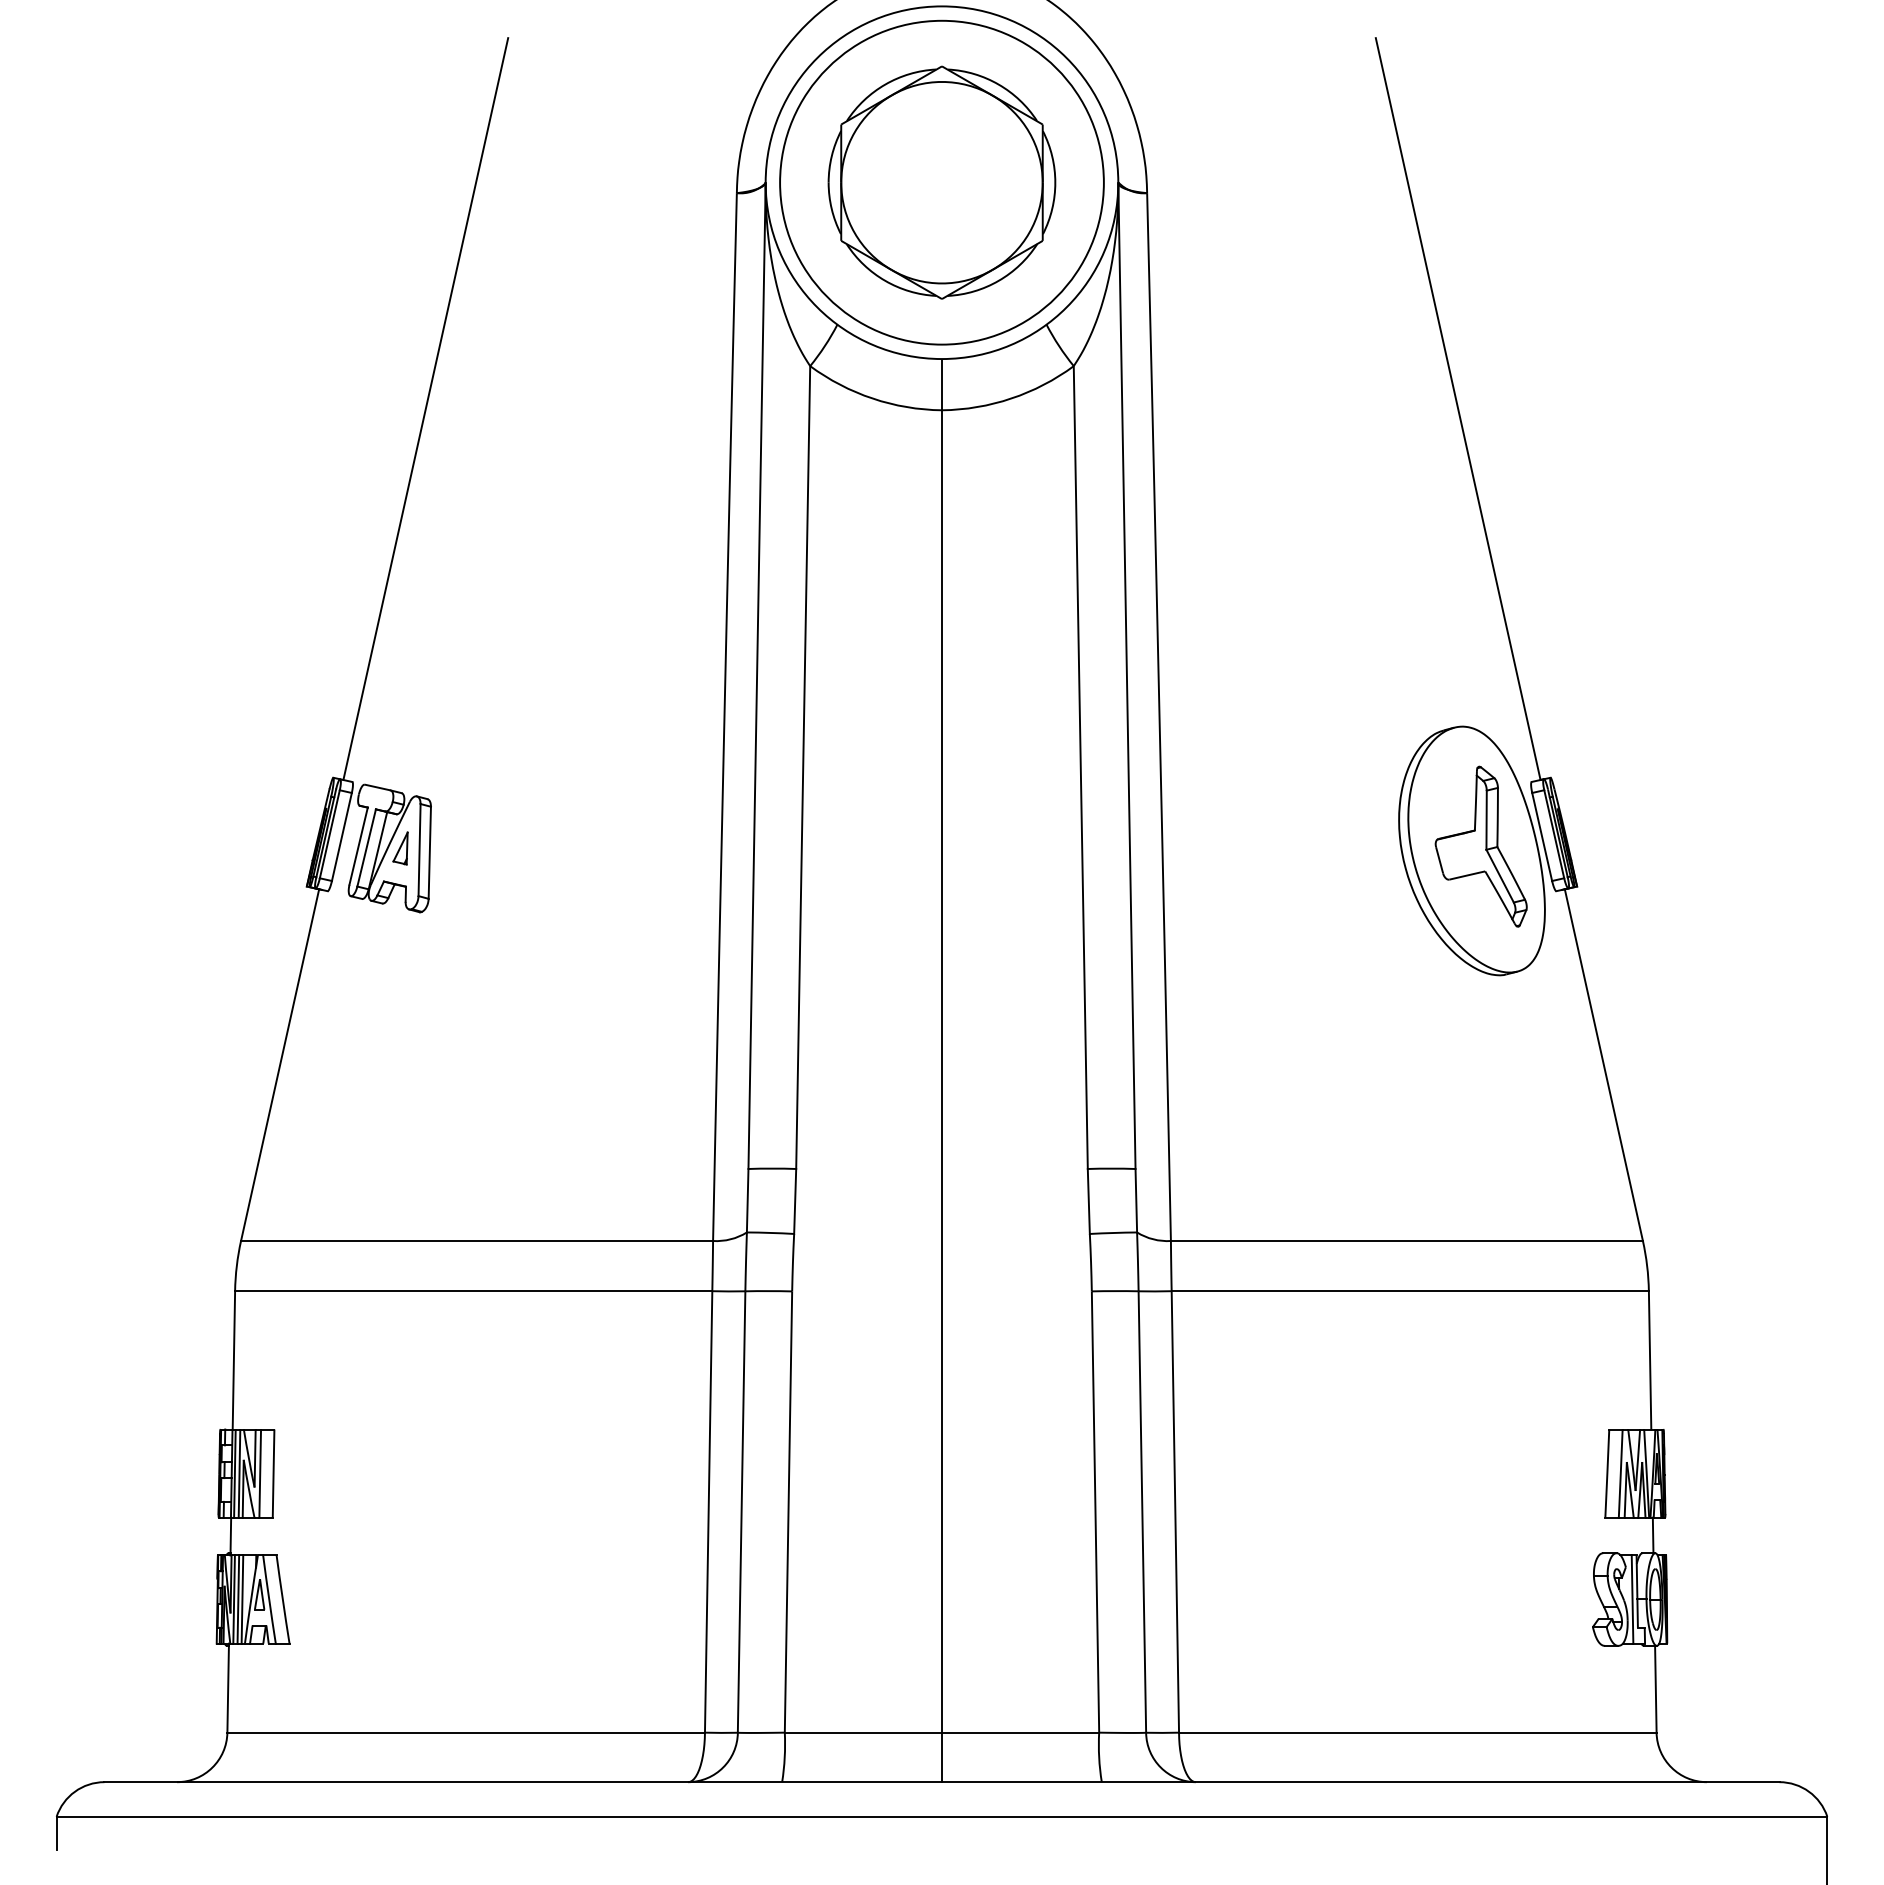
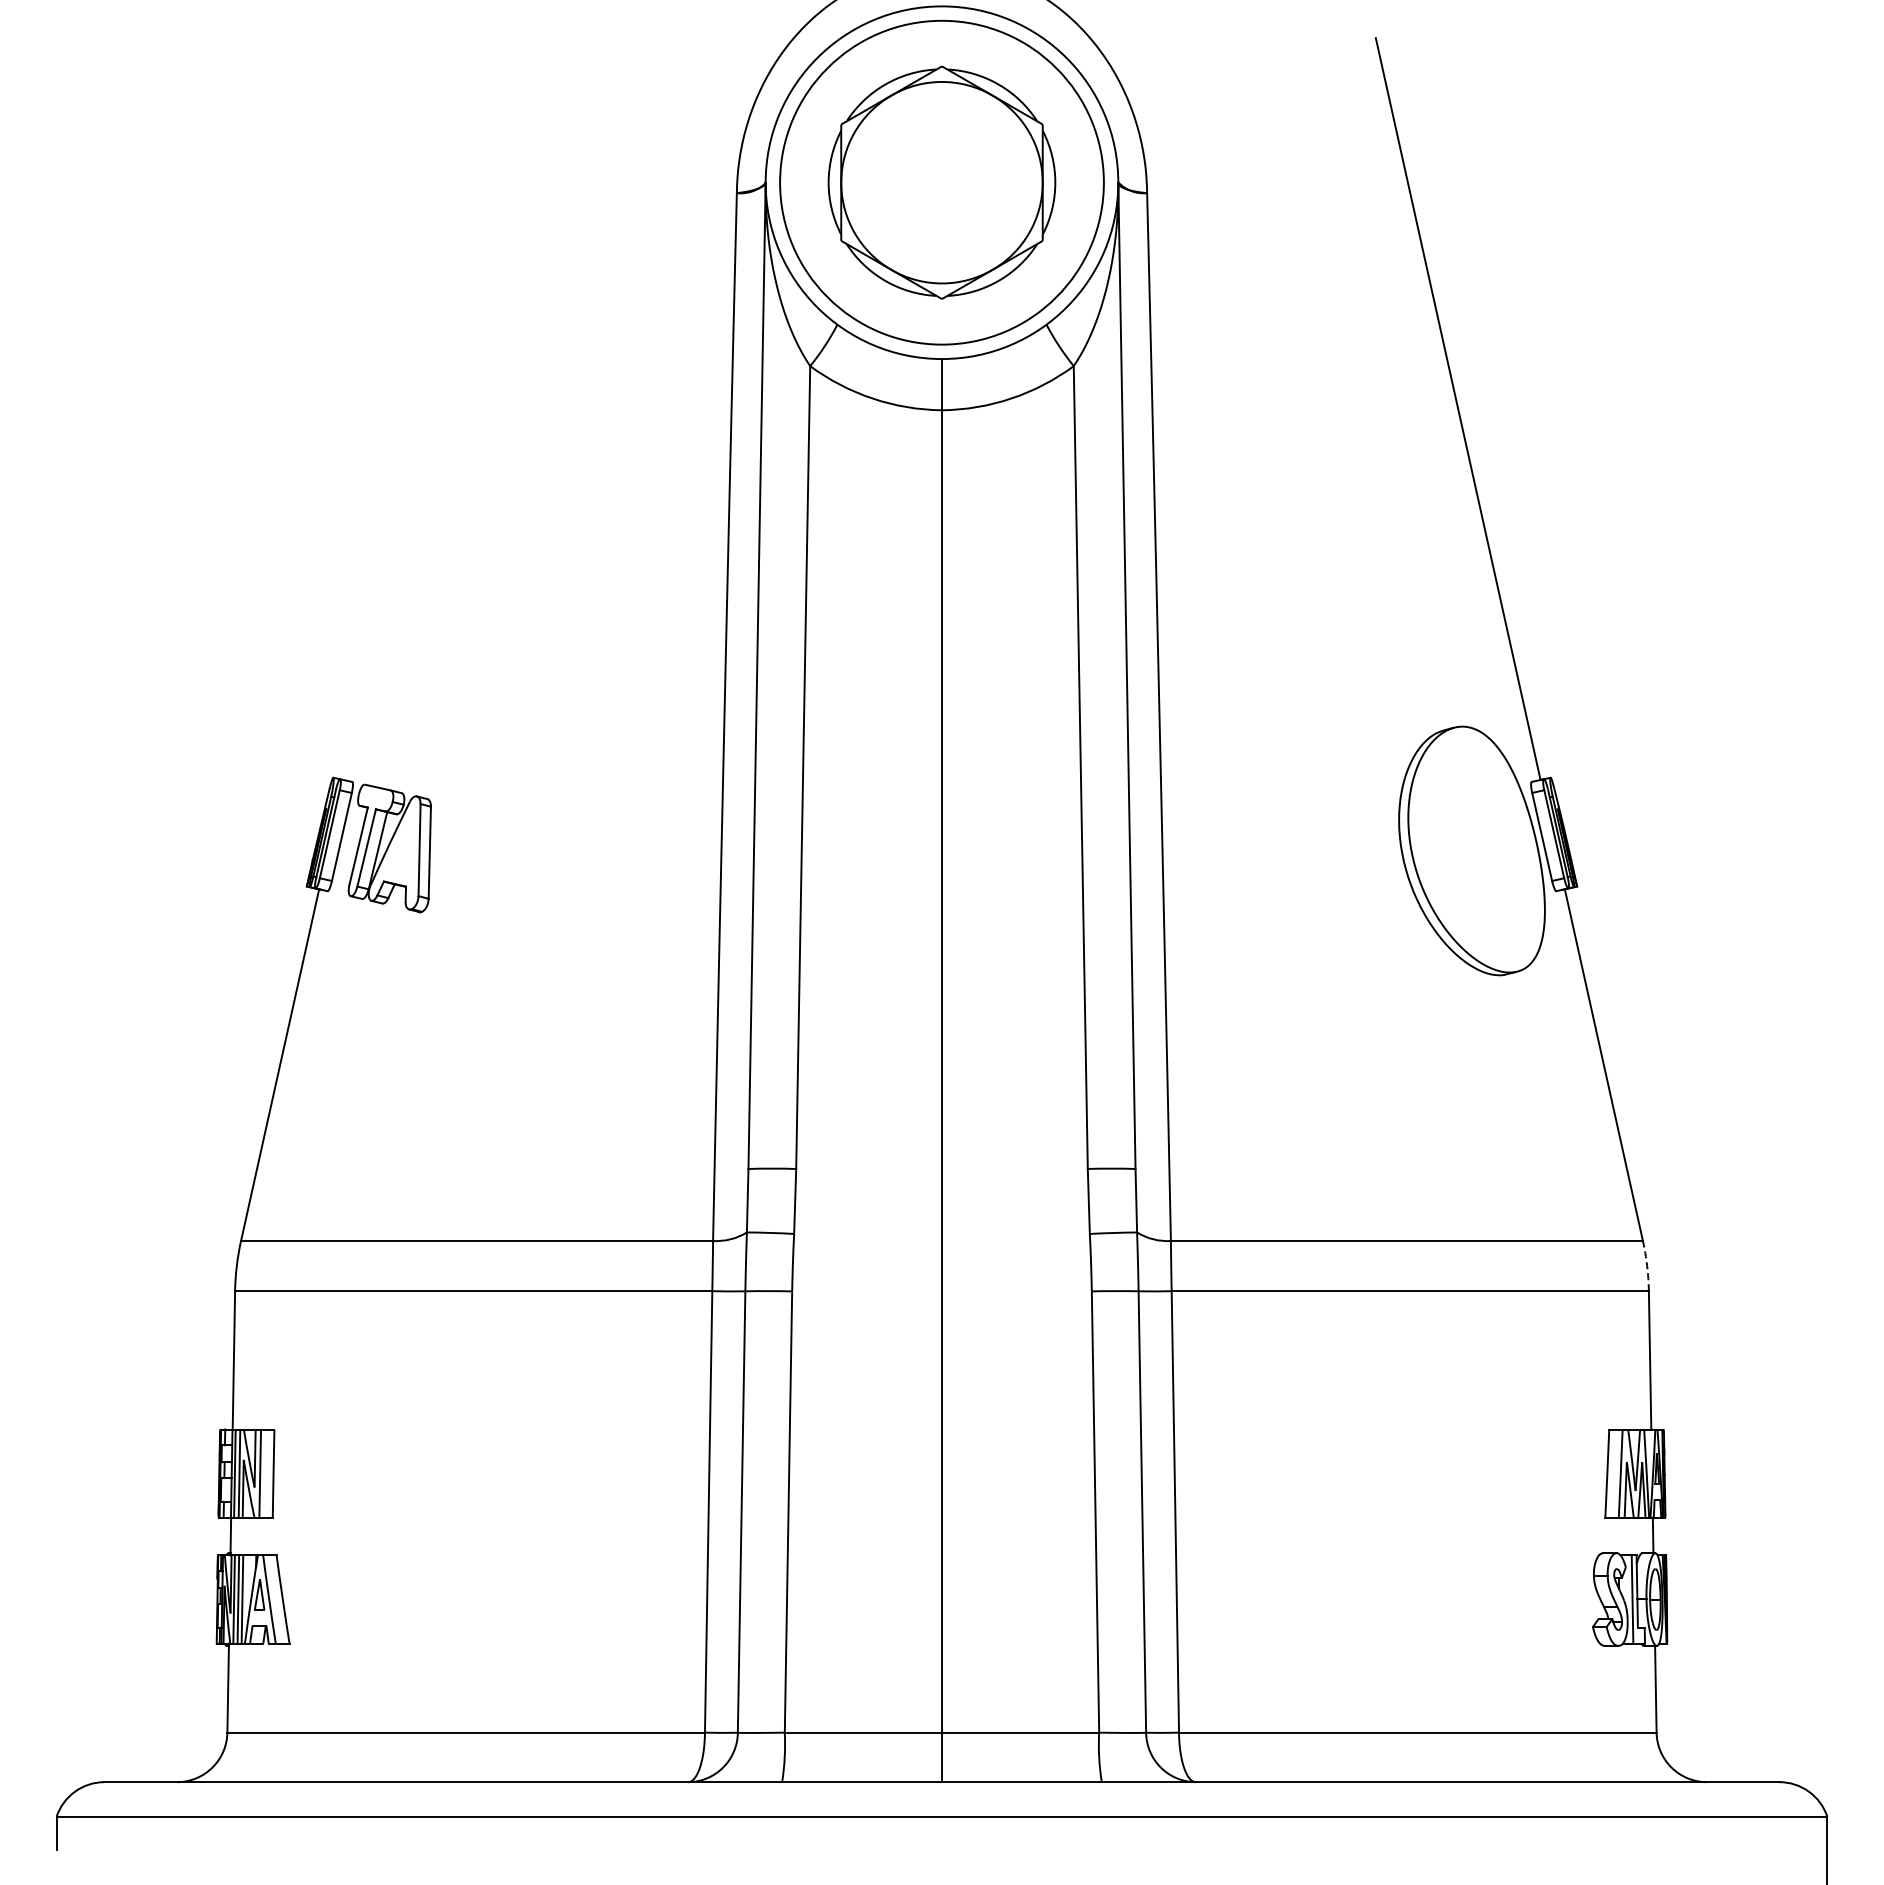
line: present -> none (425, 408)
part: present -> none (1480, 846)
part: present -> none (400, 848)
arc: solid -> dashed (1647, 1265)
